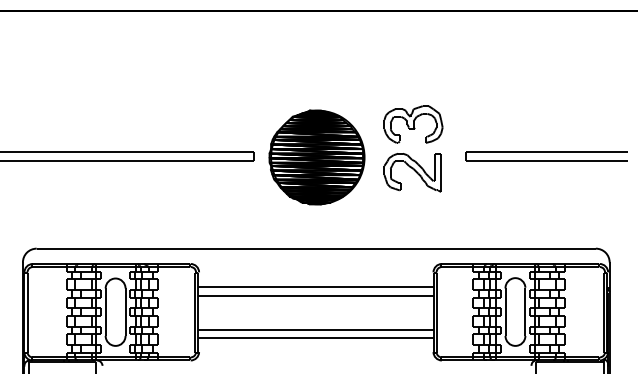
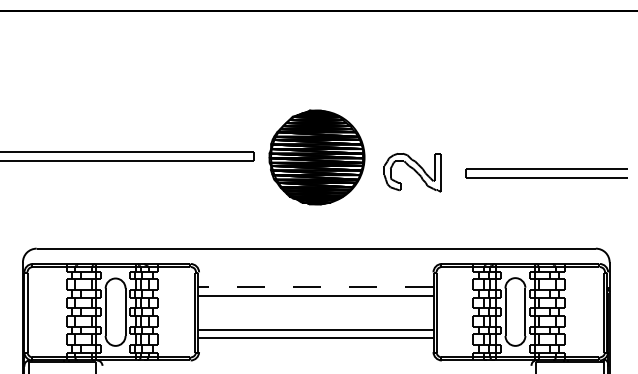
part: present -> none (413, 124)
part position: (546, 156) -> (546, 173) (546, 173)
line: solid -> dashed (315, 286)
